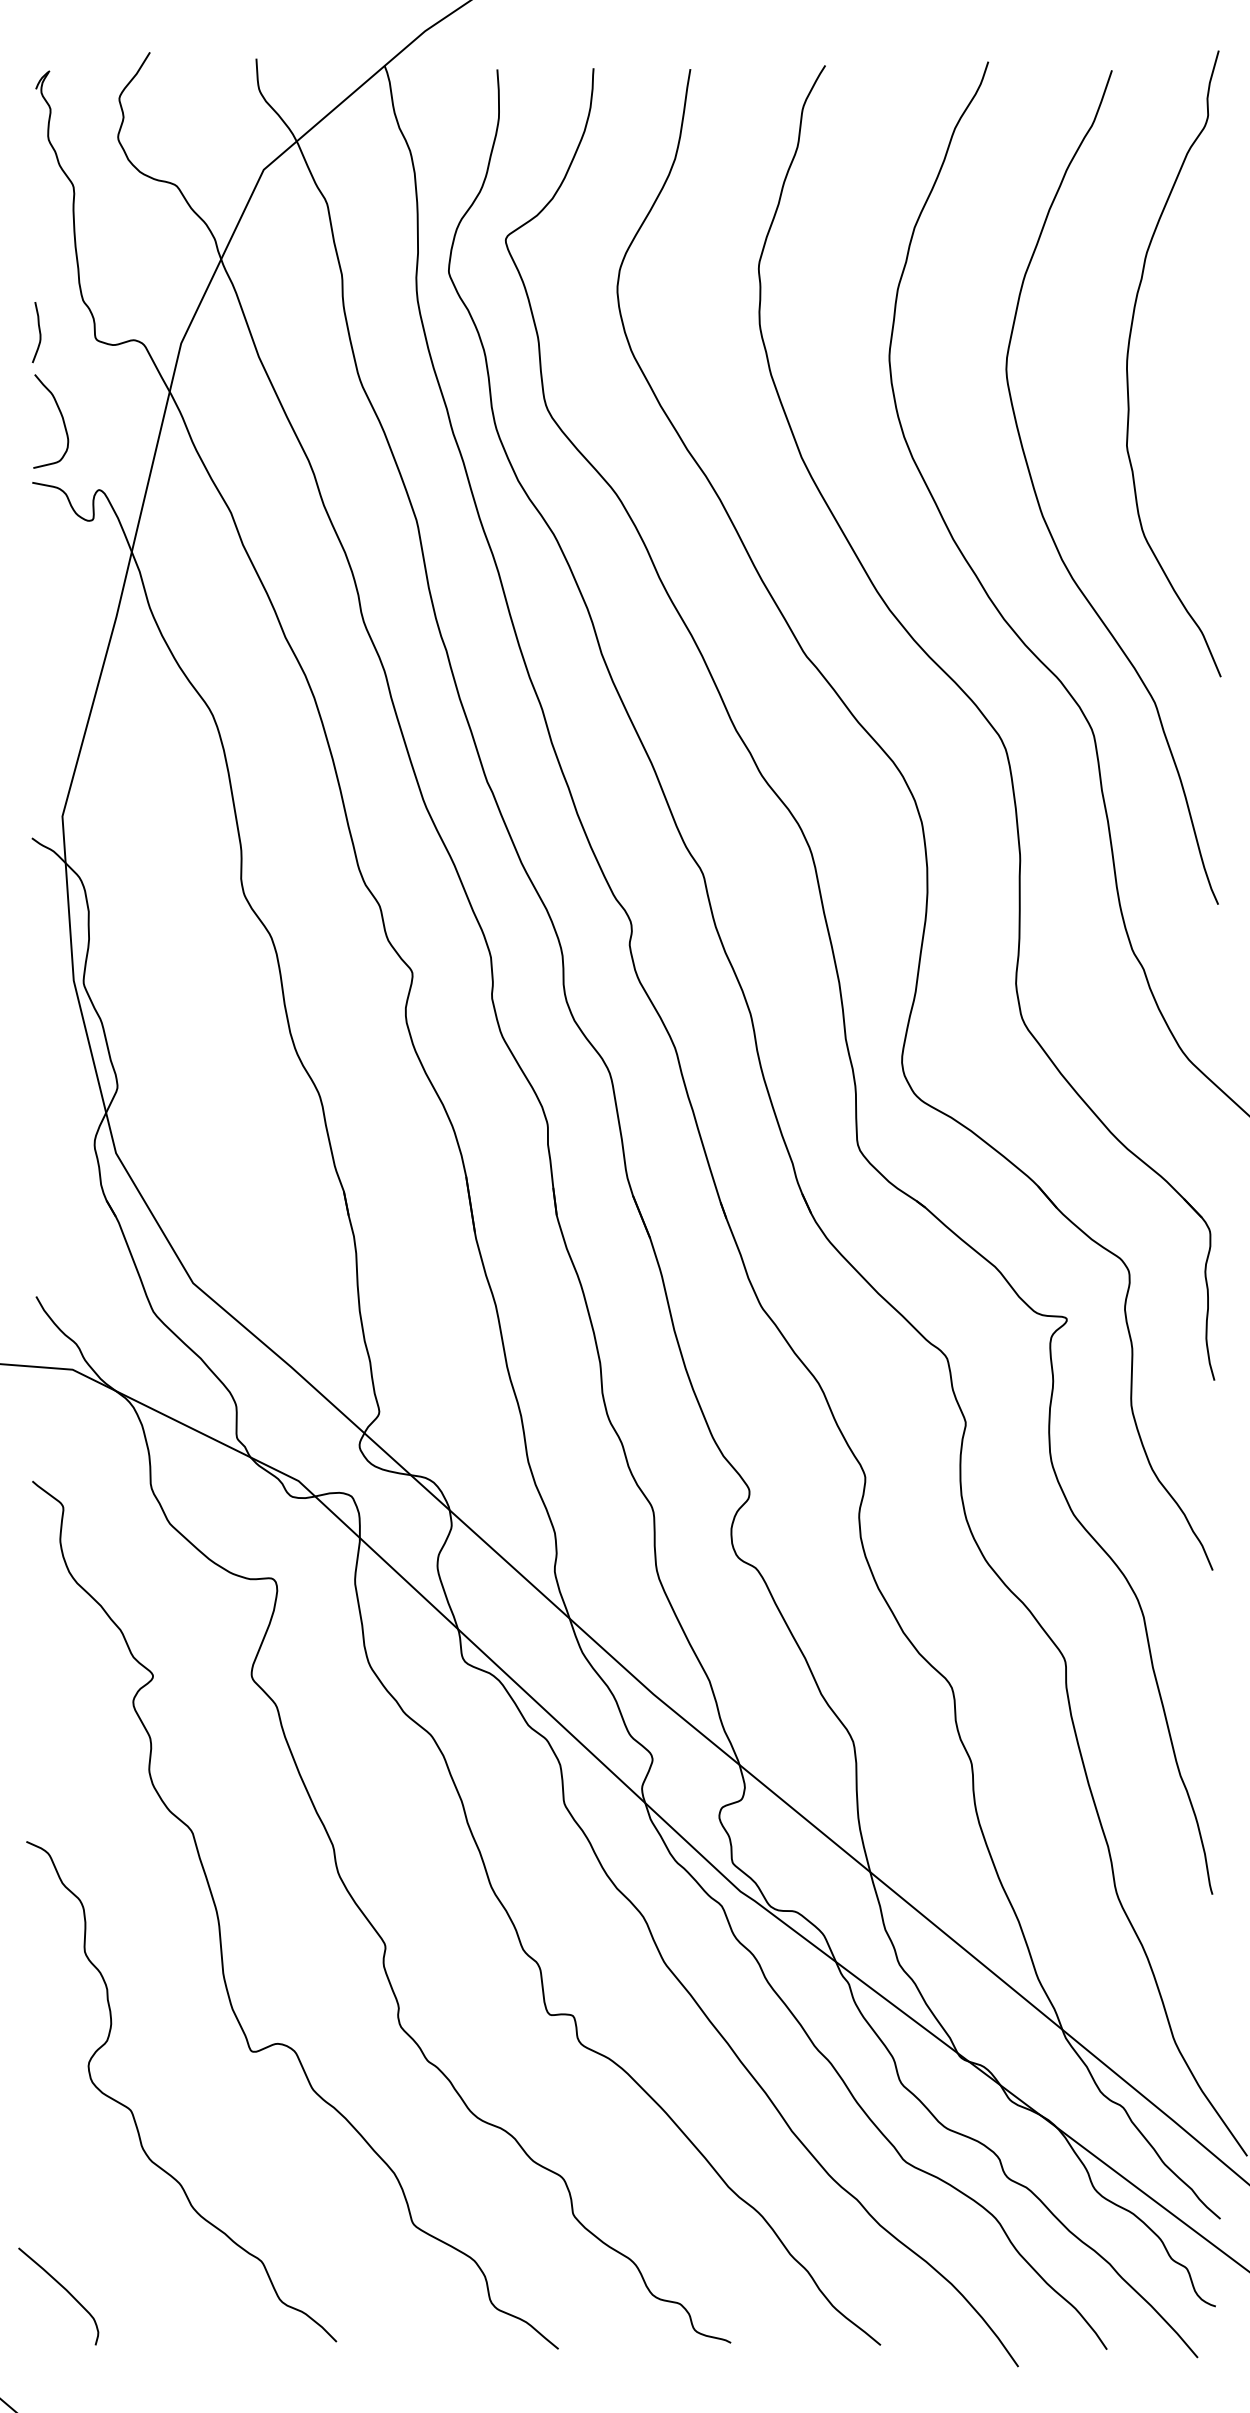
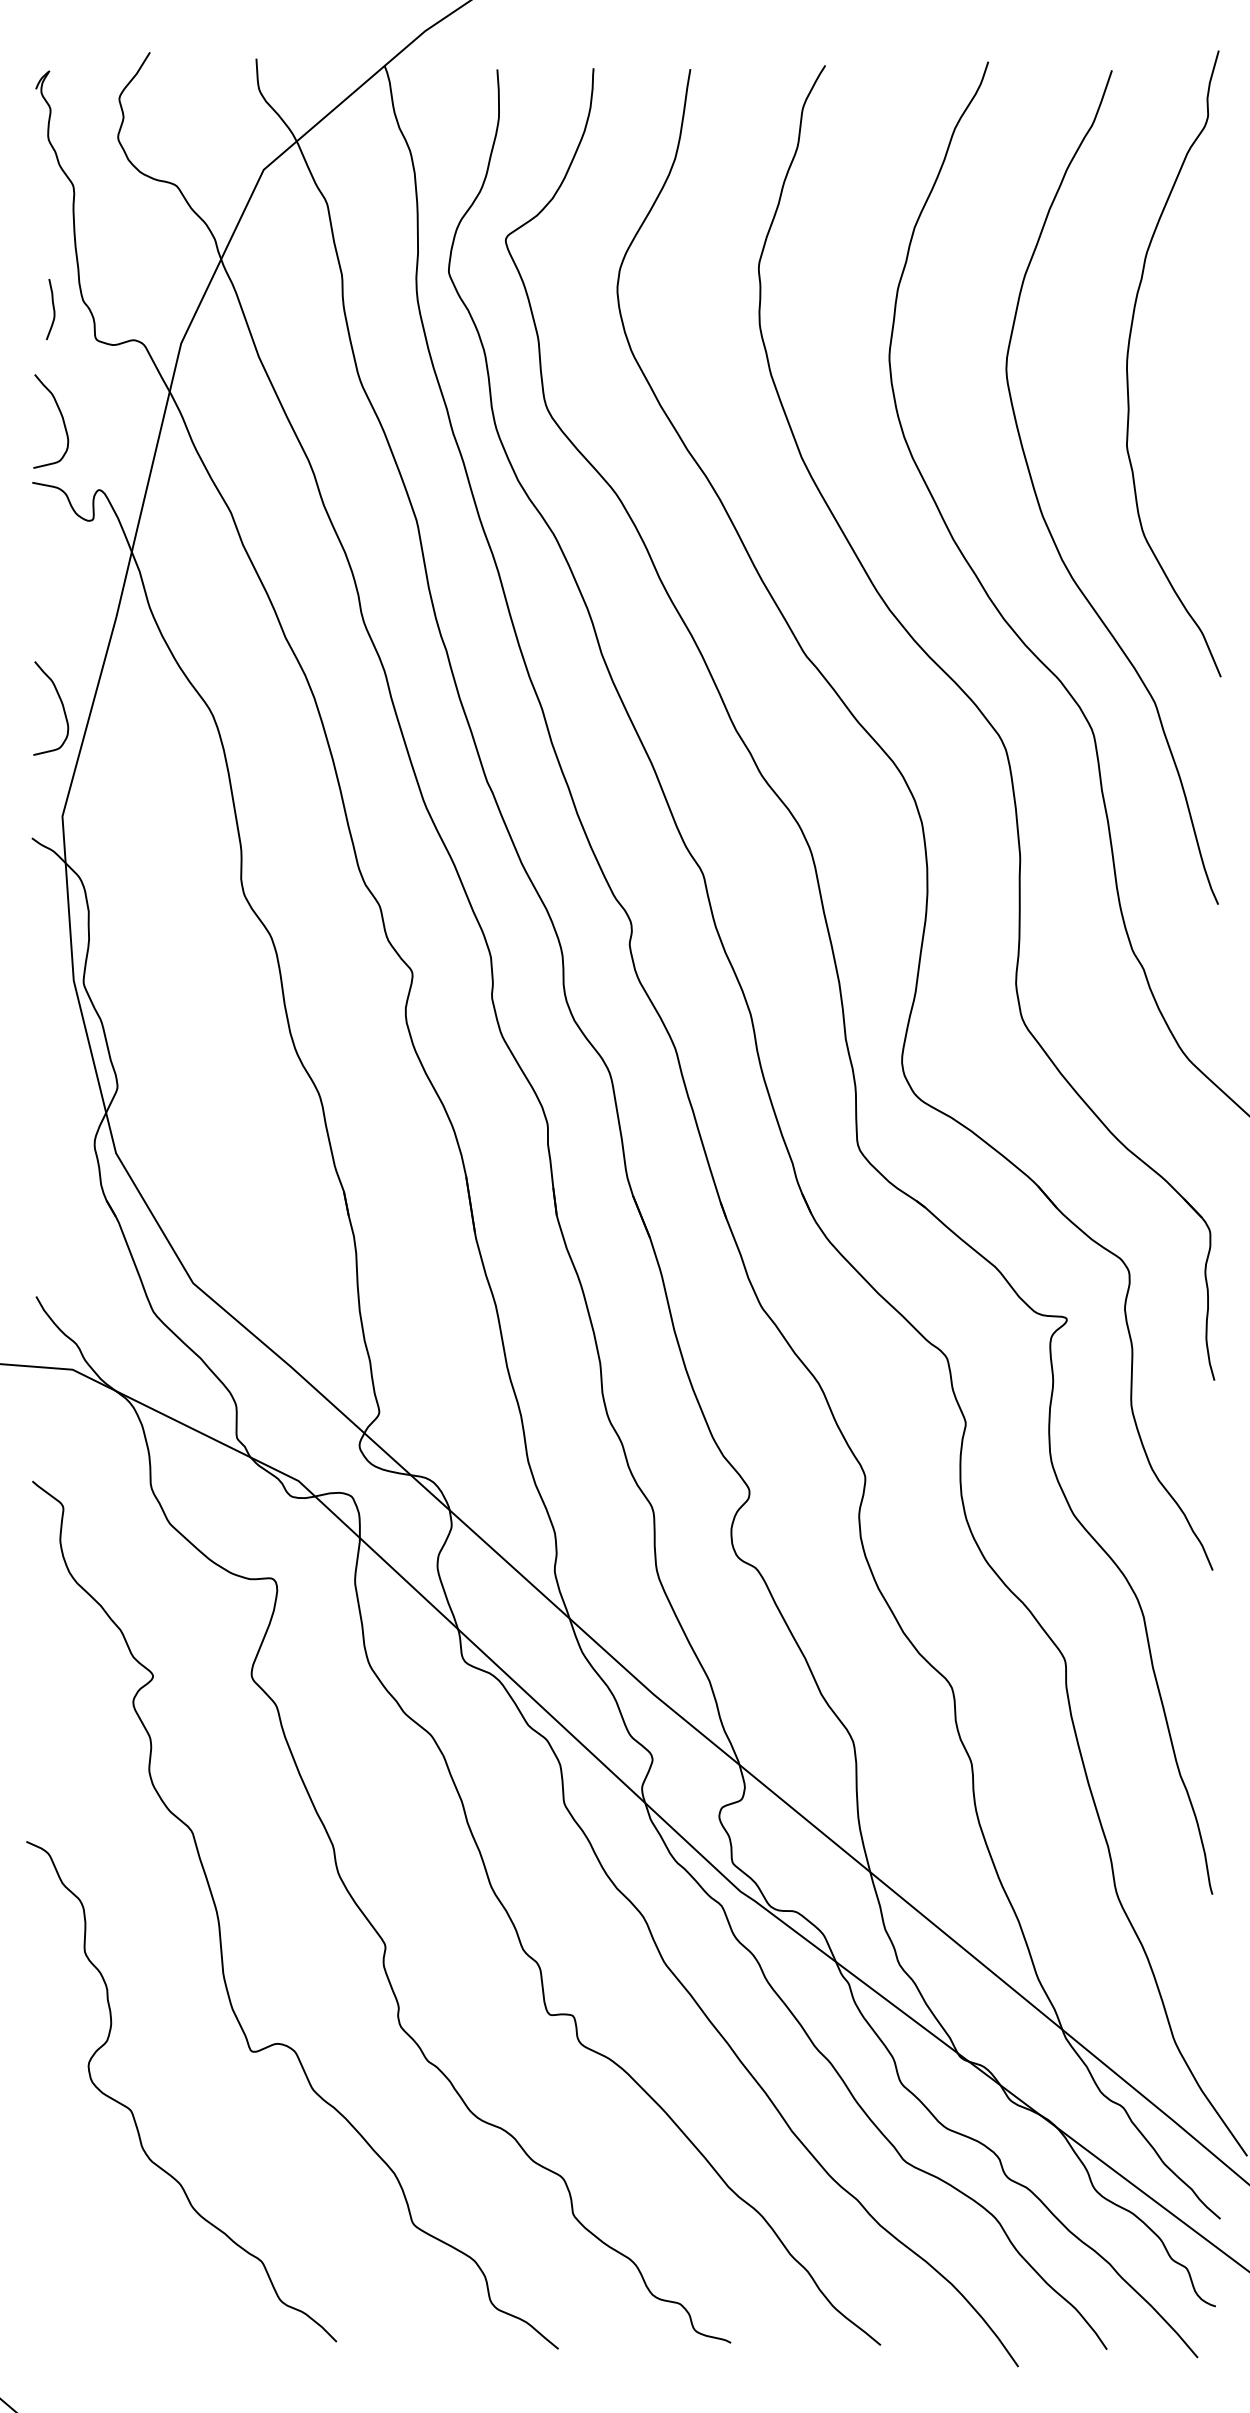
curve position: (38, 330) -> (52, 307) (52, 307)
curve: none -> present (61, 704)
curve: present -> none (64, 2289)
